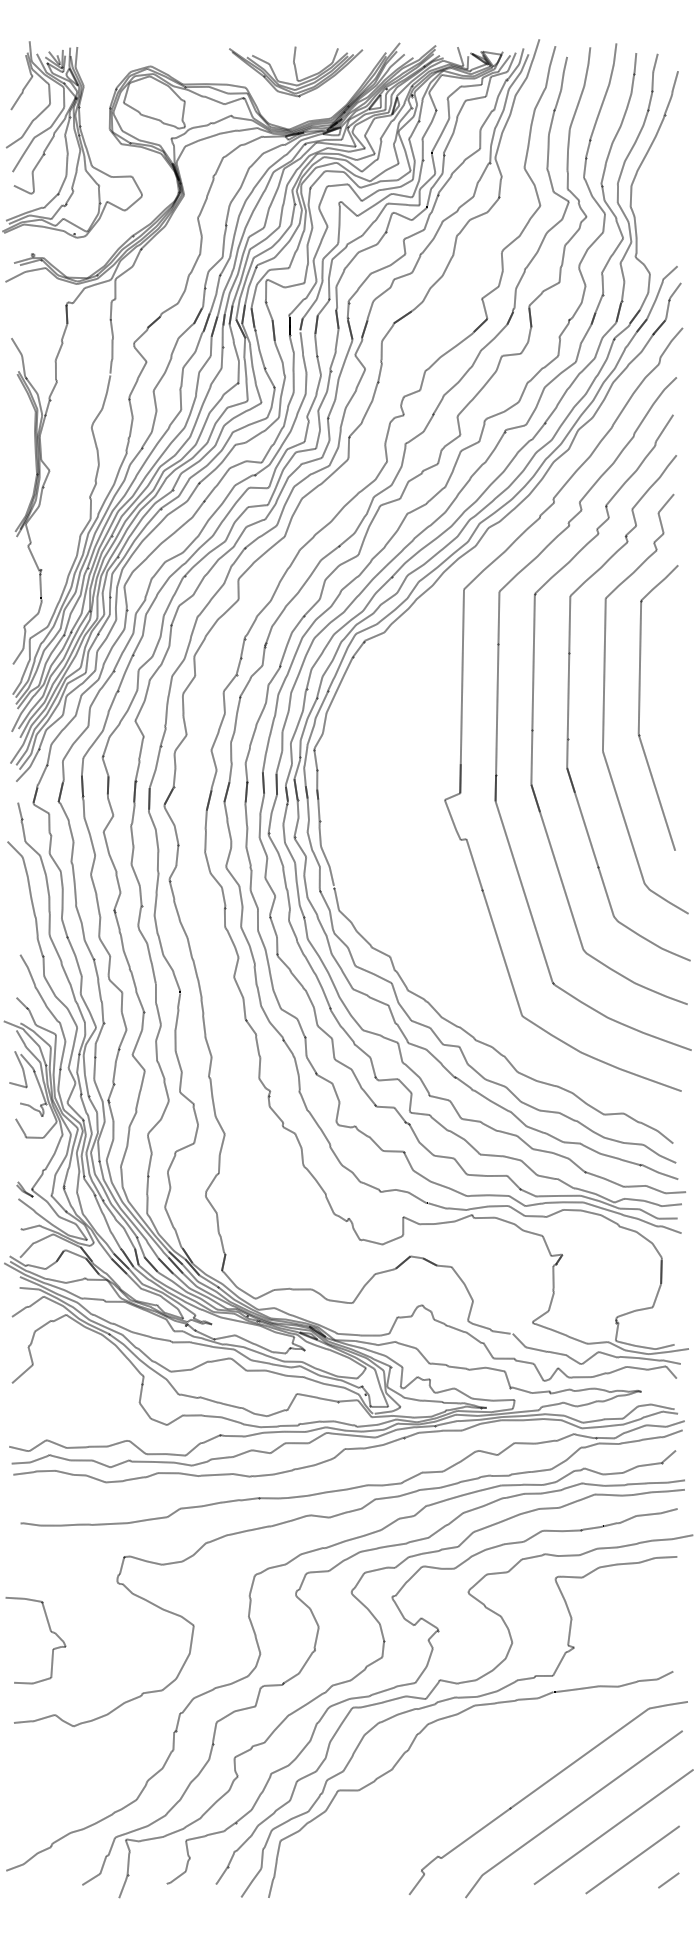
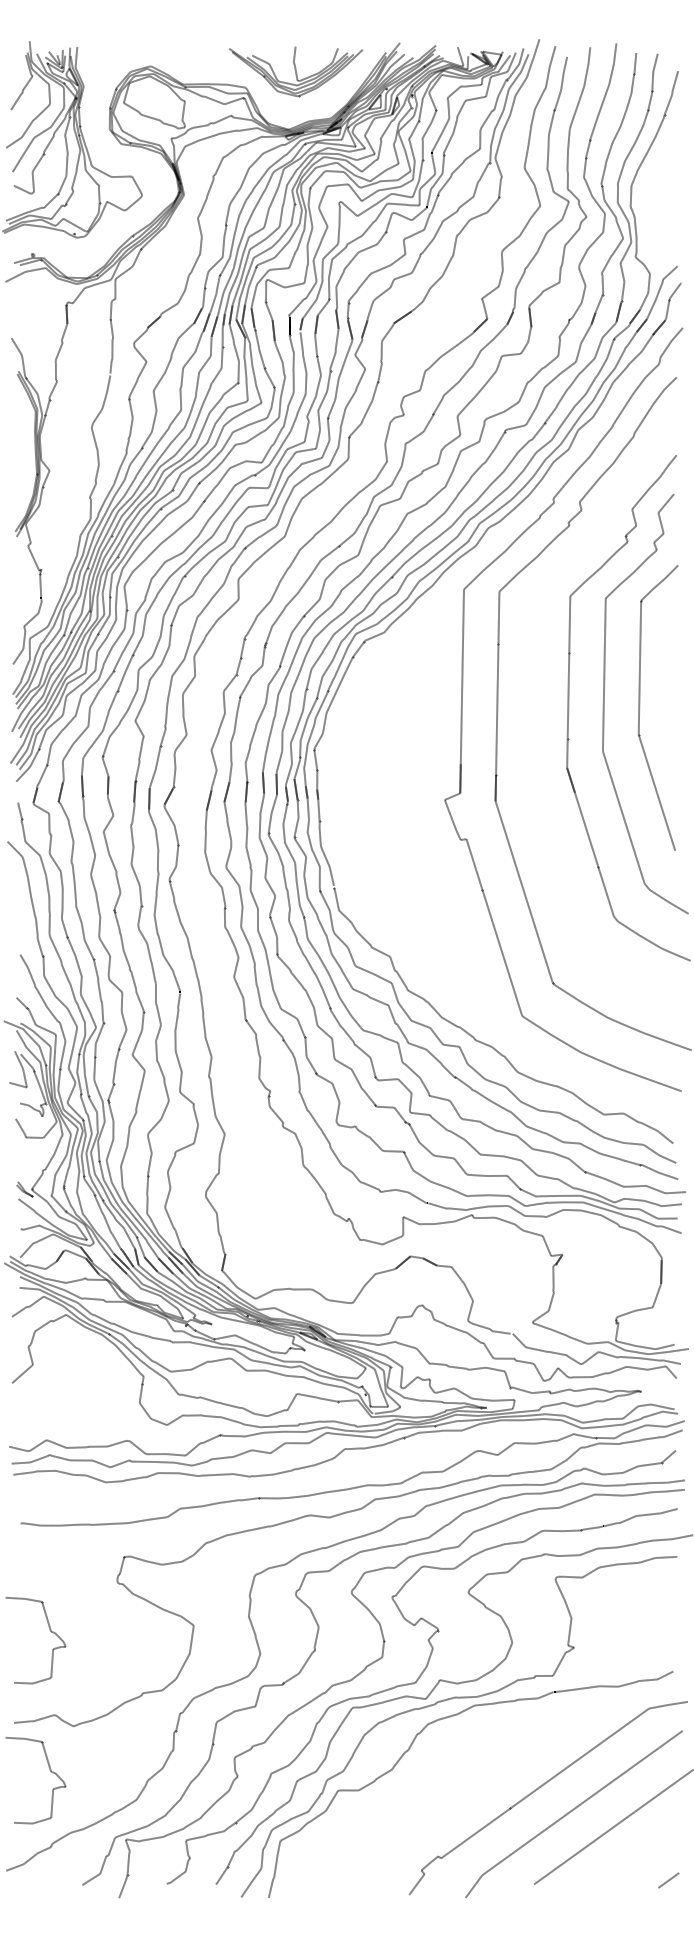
part: present -> none (533, 709)
curve: none -> present (49, 1770)
line: present -> none (632, 1859)
